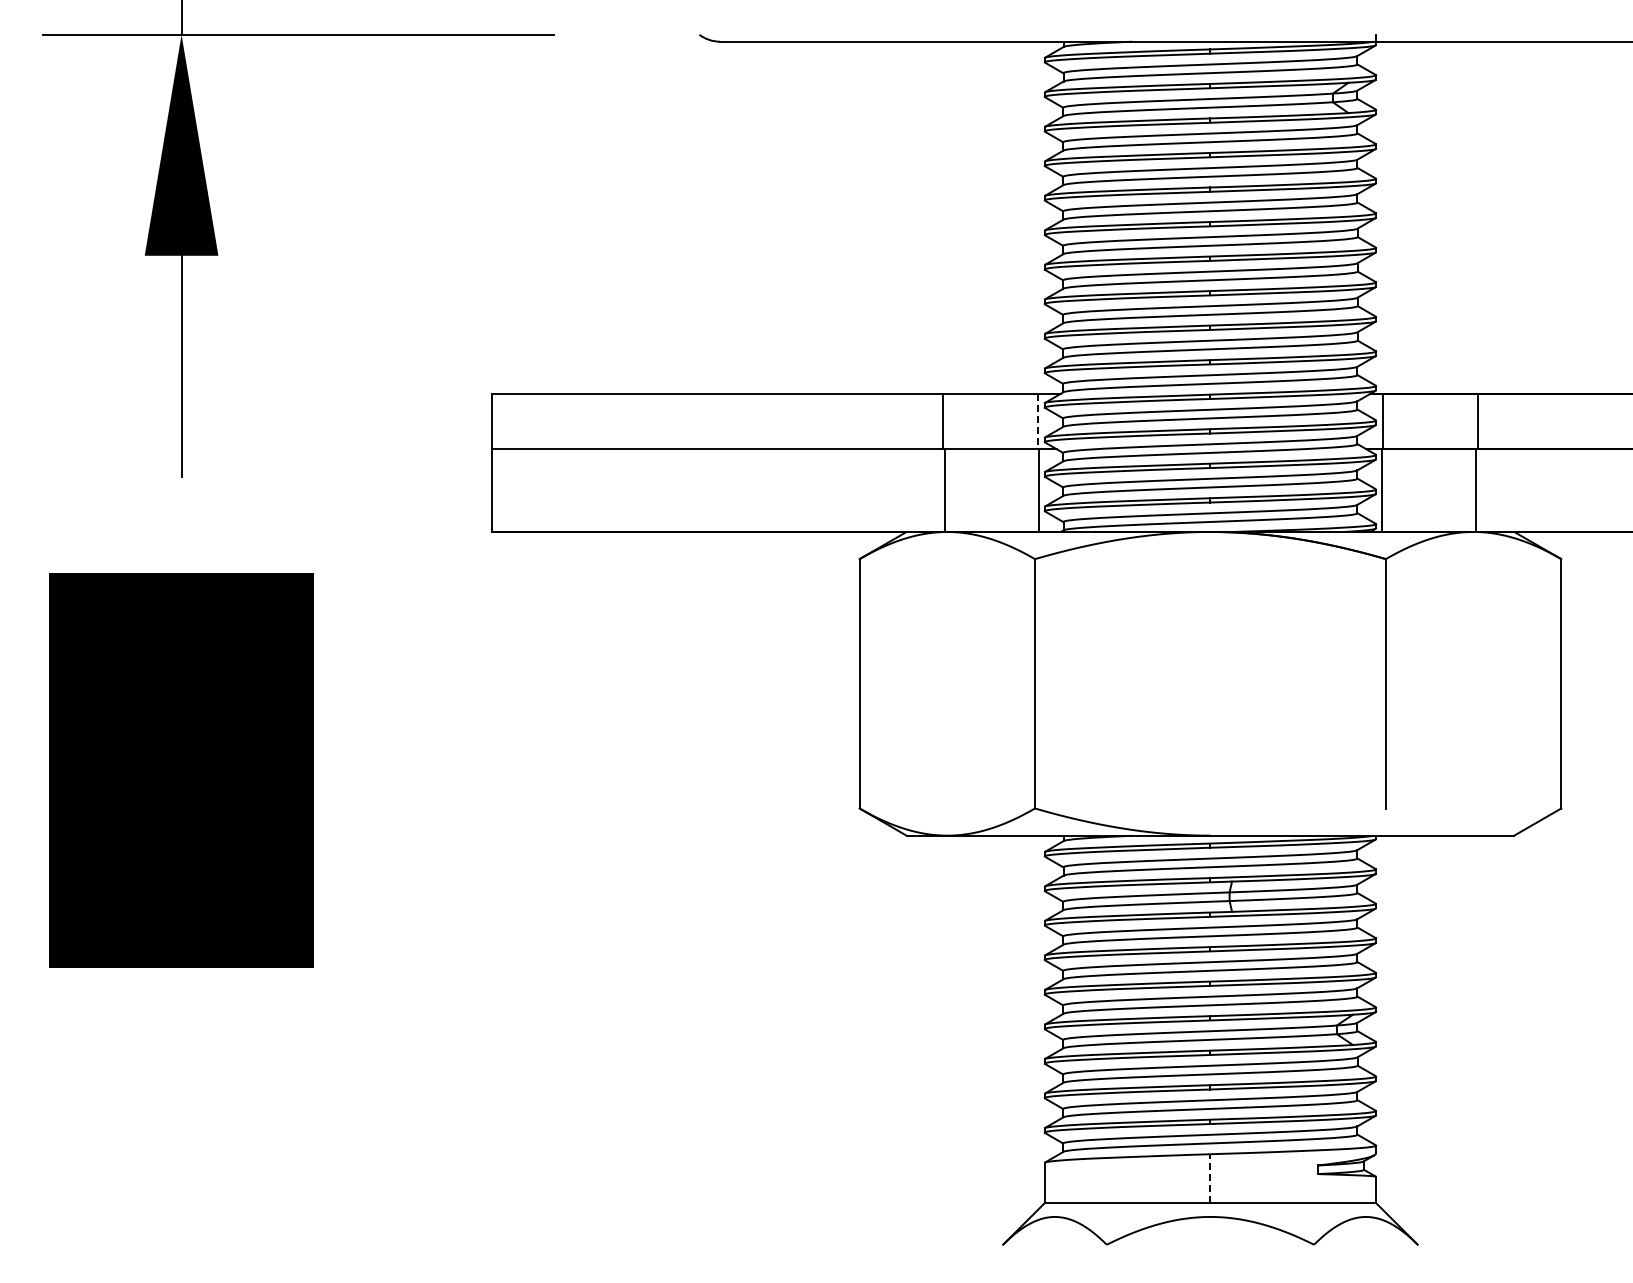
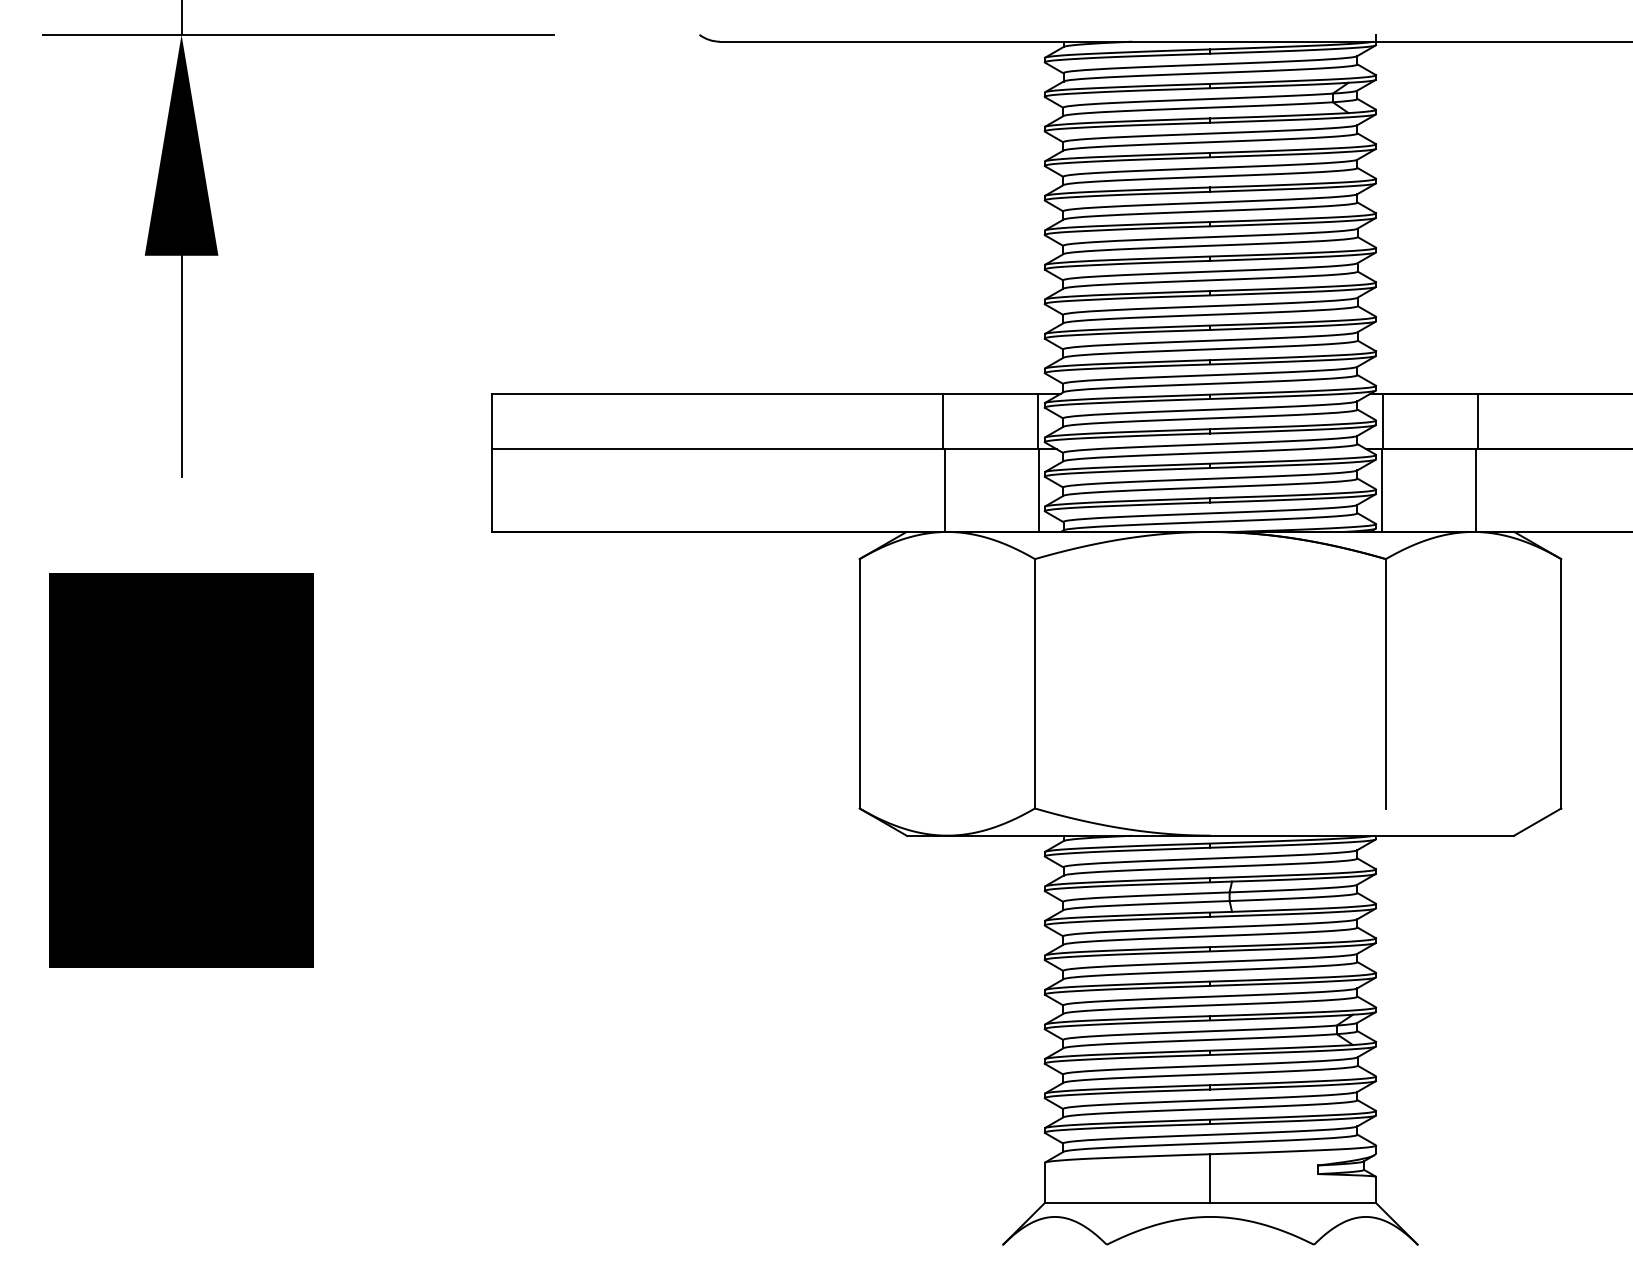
line: dashed -> solid (1037, 421)
line: dashed -> solid (1210, 1178)
